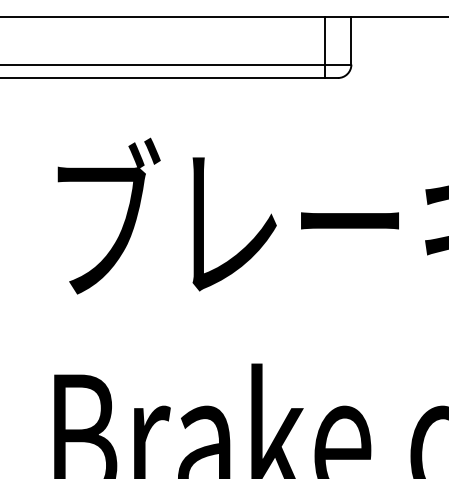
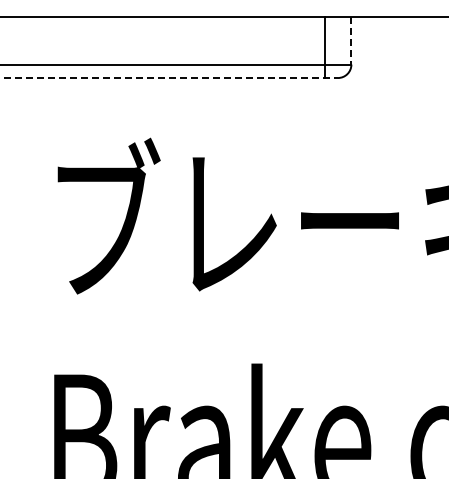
line: solid -> dashed (351, 40)
line: solid -> dashed (169, 78)
